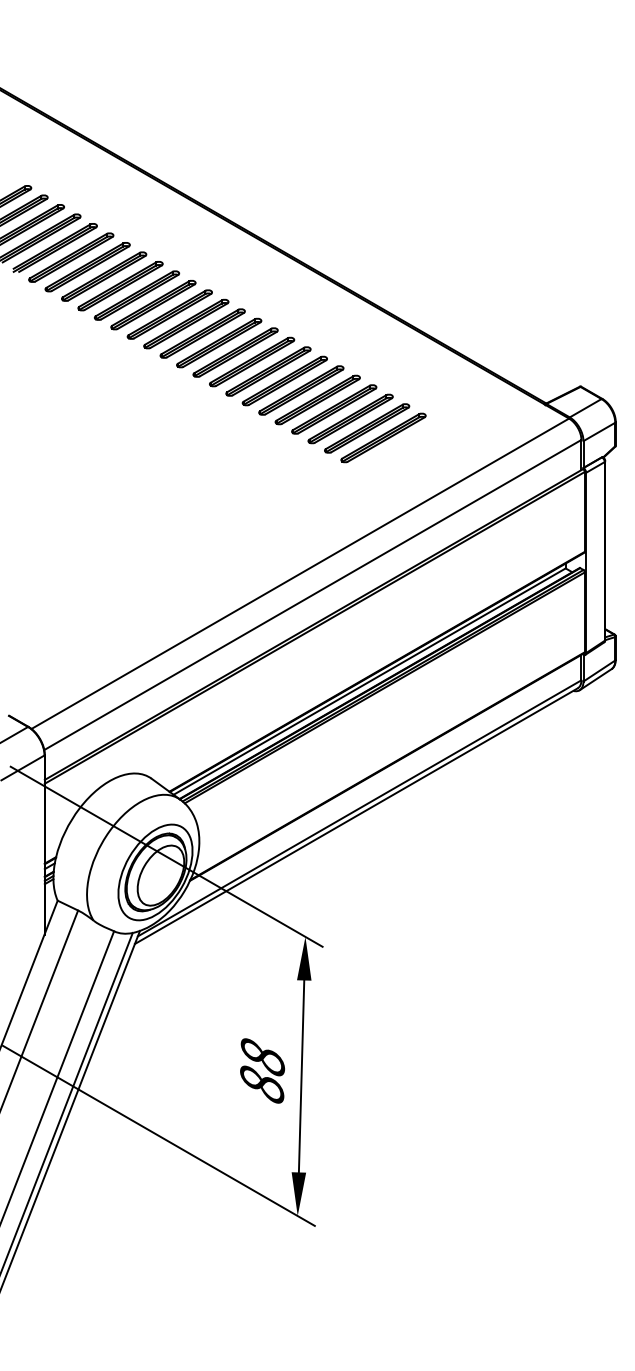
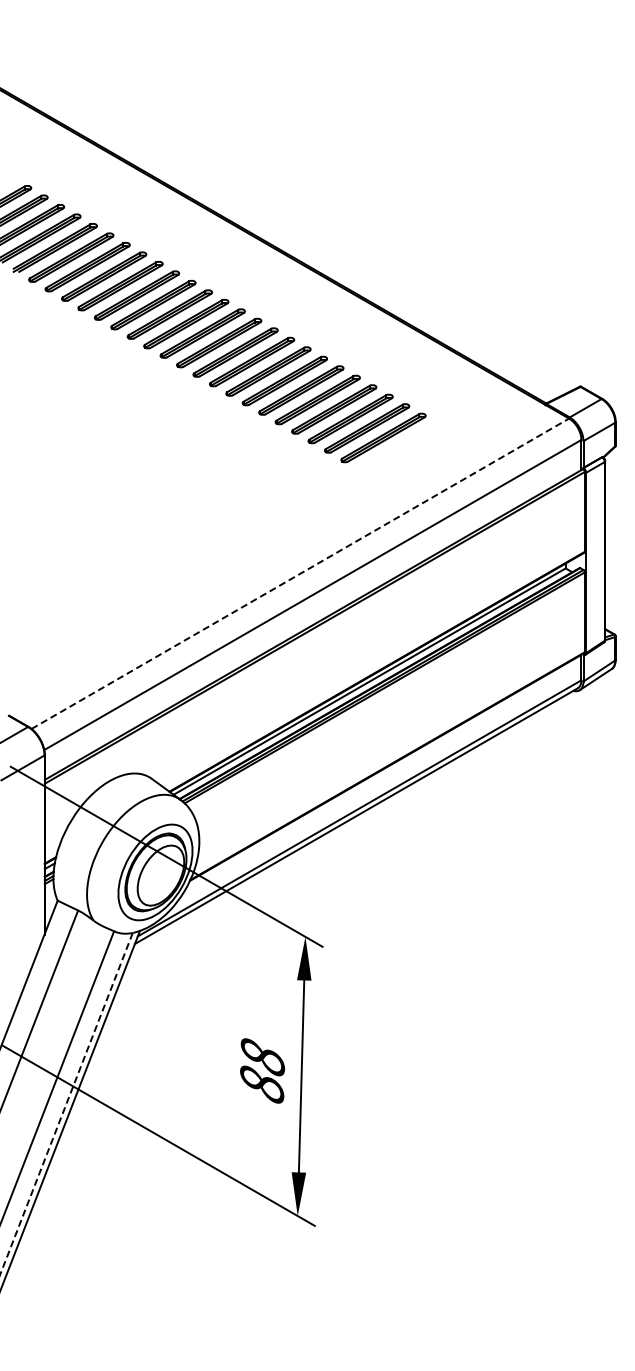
line: solid -> dashed (300, 573)
line: solid -> dashed (66, 1104)
